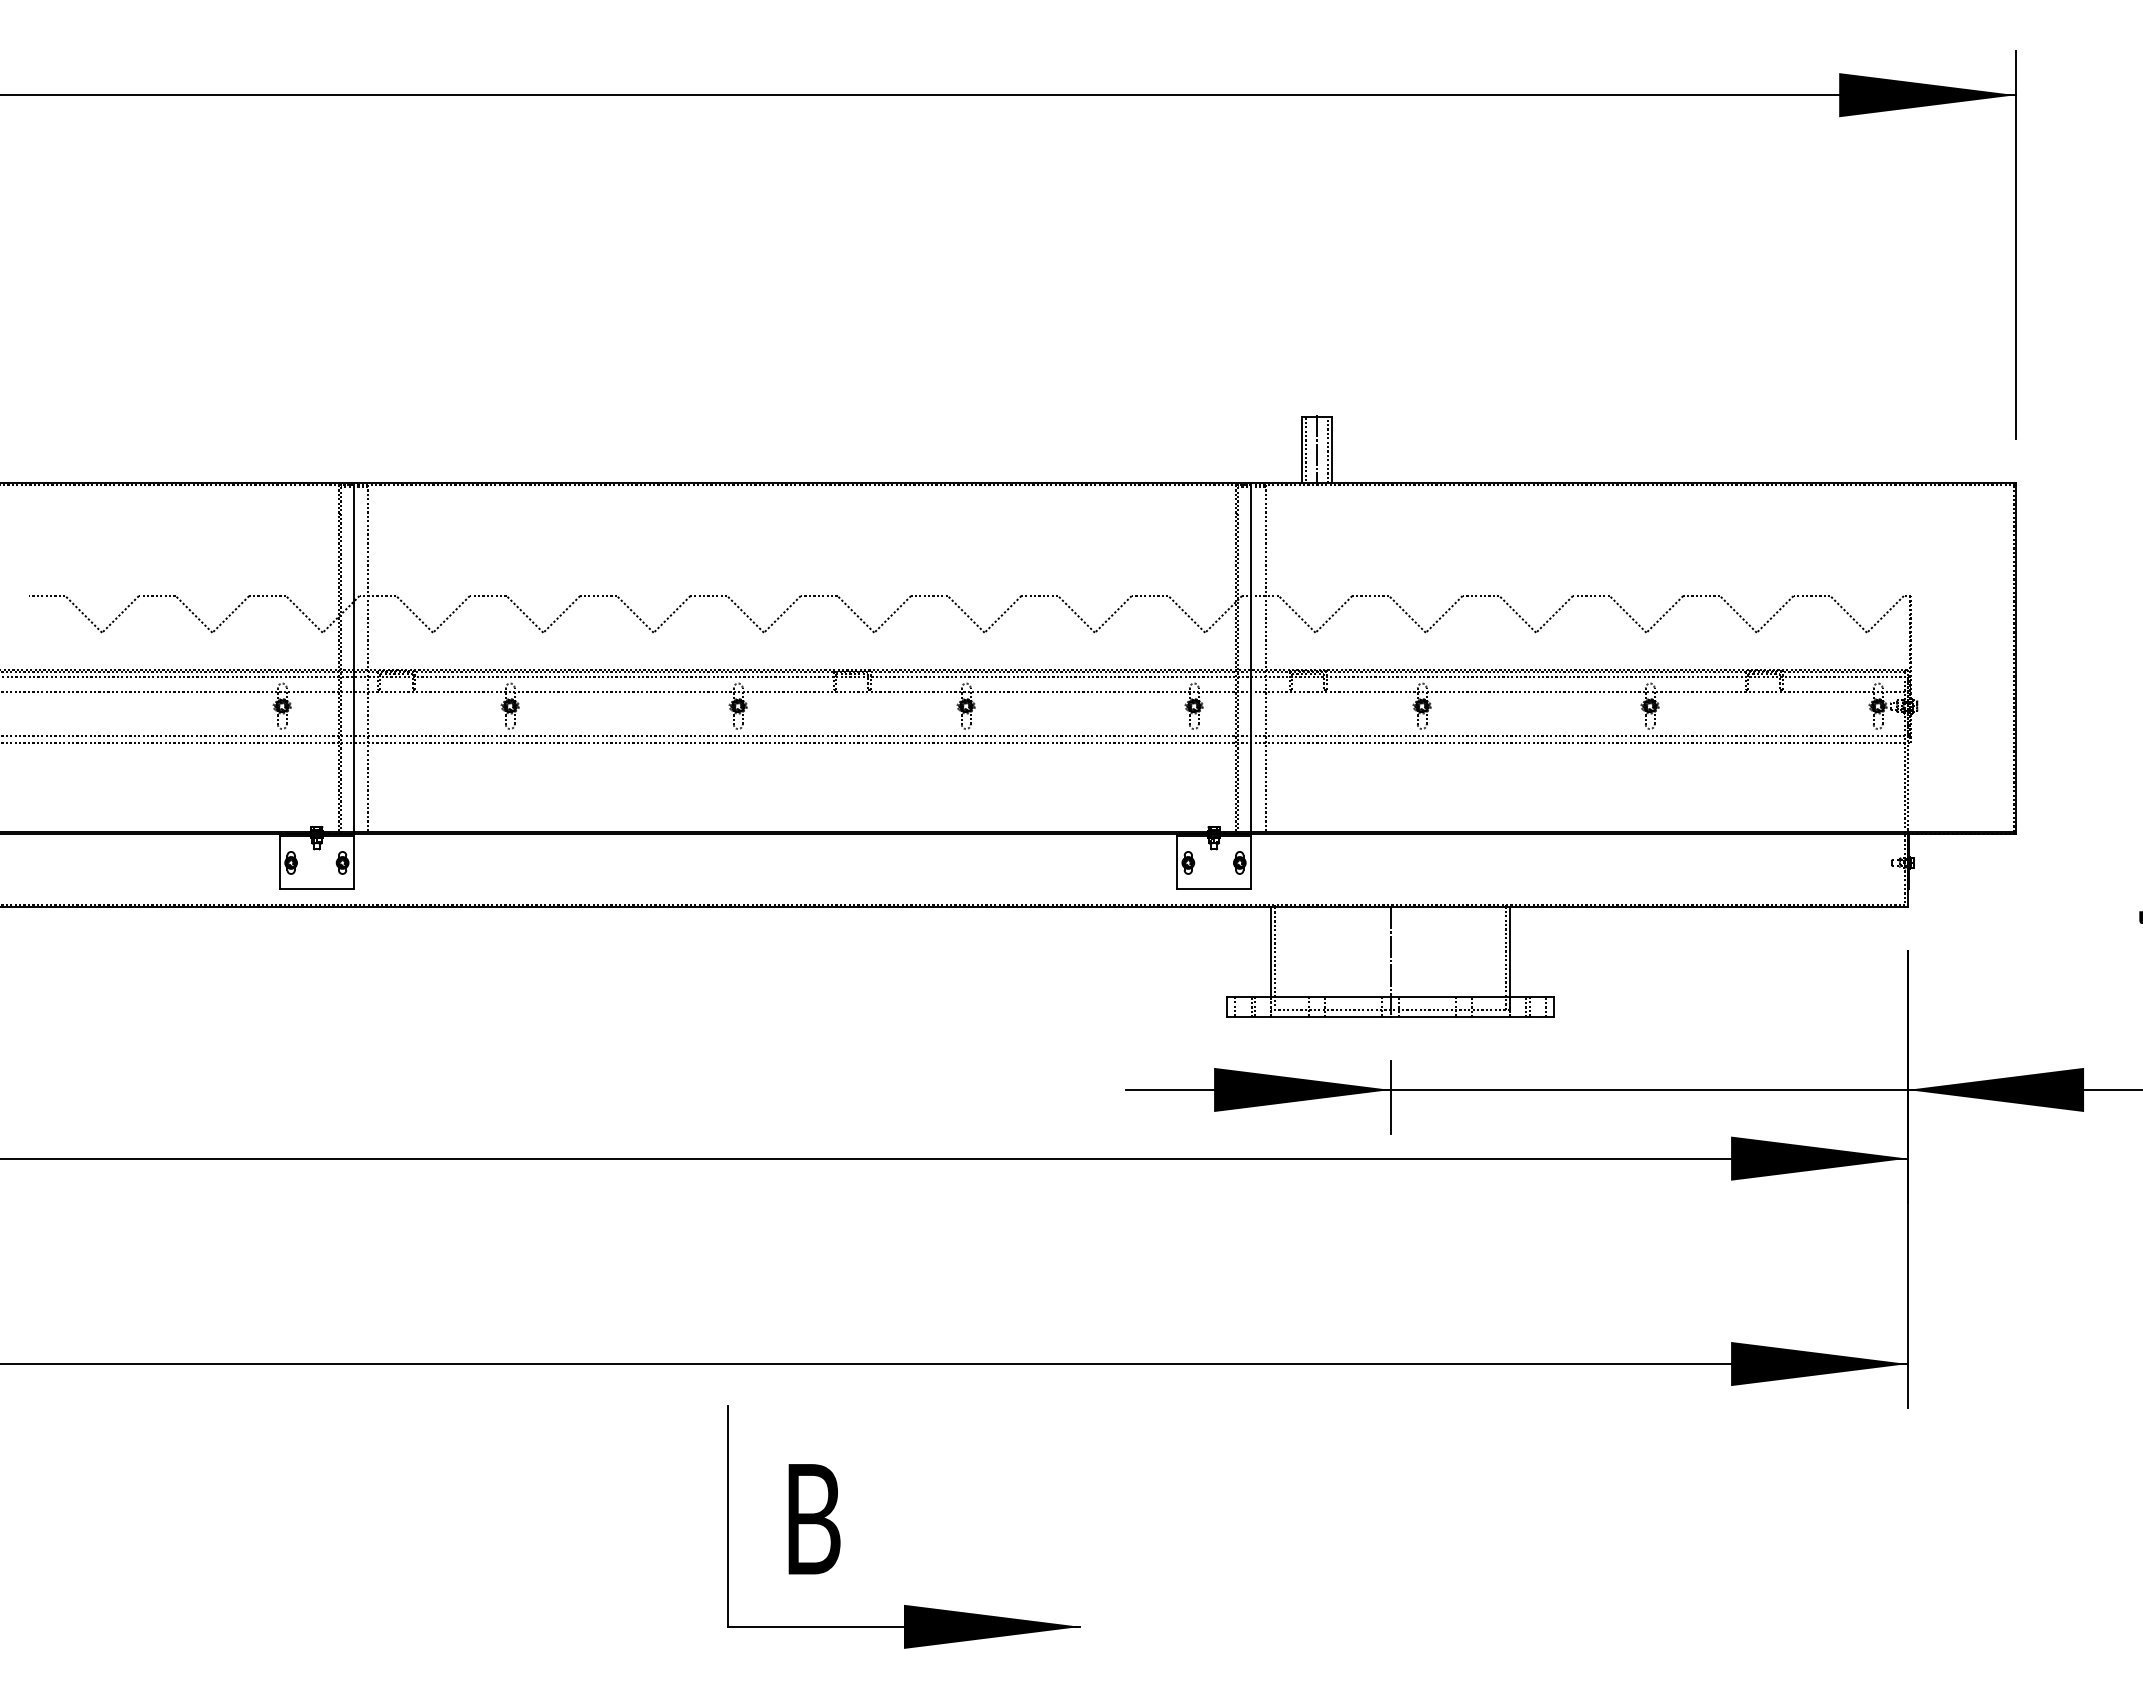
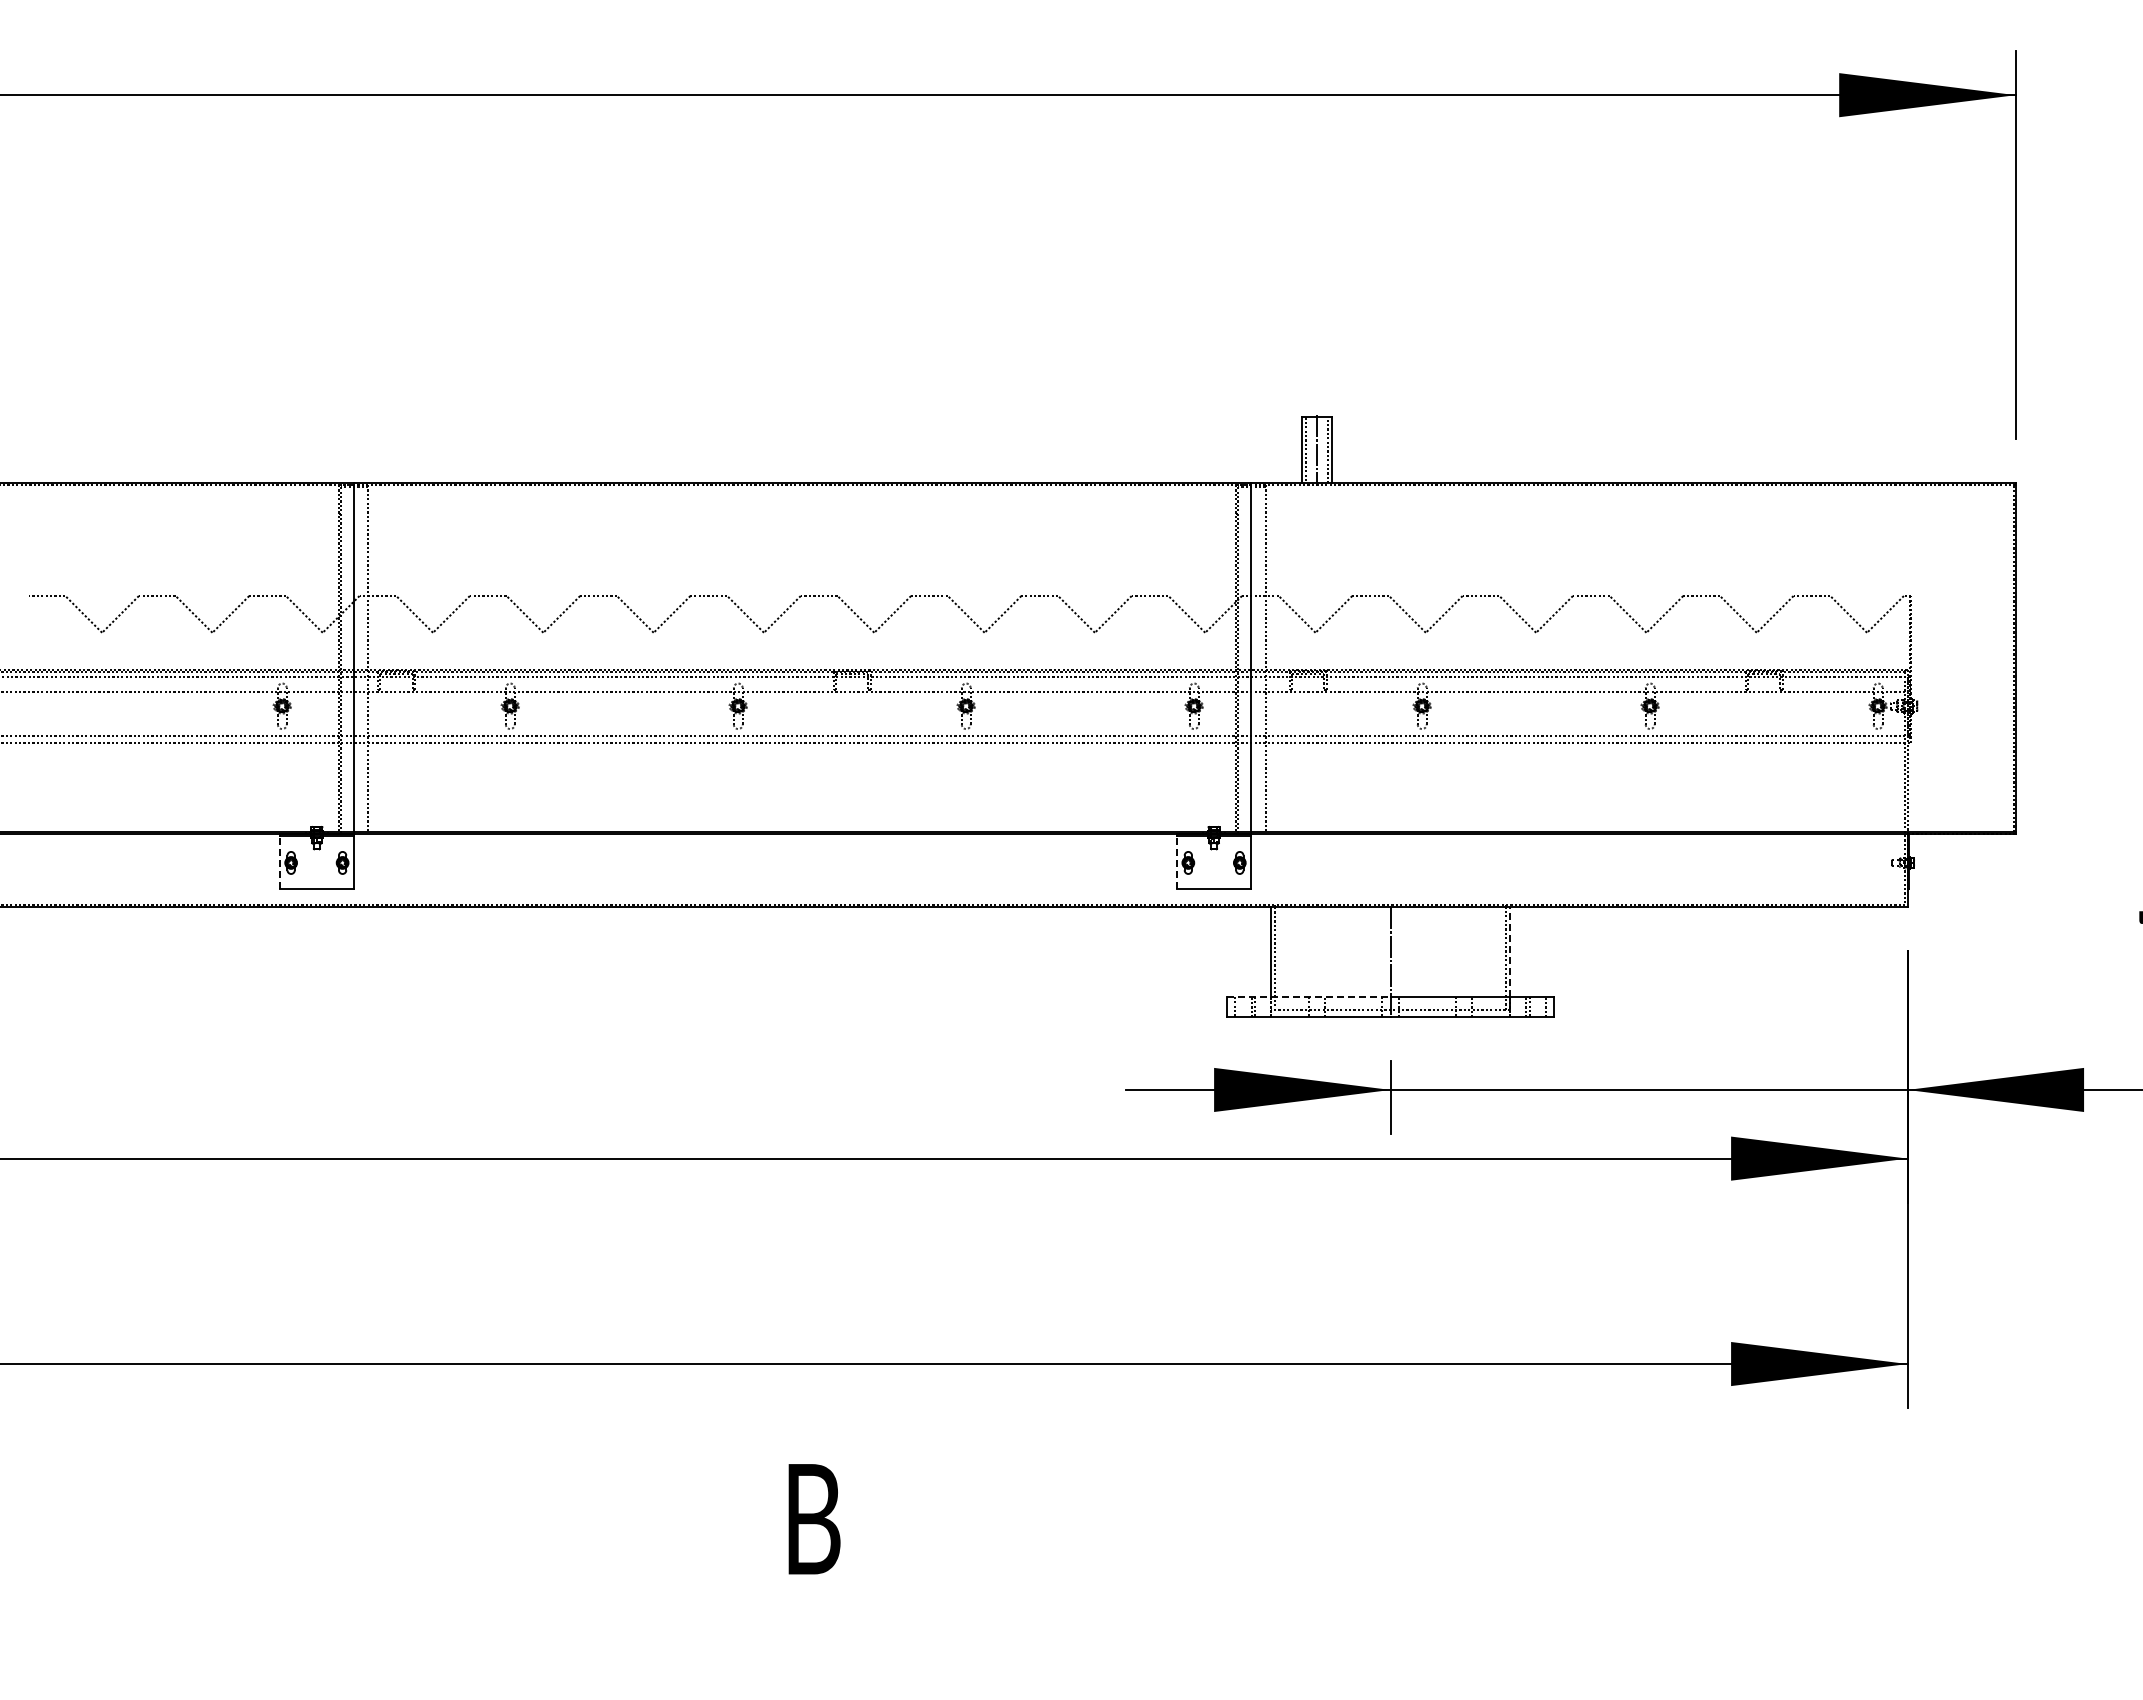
line: solid -> dashed (280, 862)
line: solid -> dashed (1177, 862)
line: solid -> dashed (1510, 951)
line: solid -> dashed (1308, 996)
part: present -> none (904, 1604)
